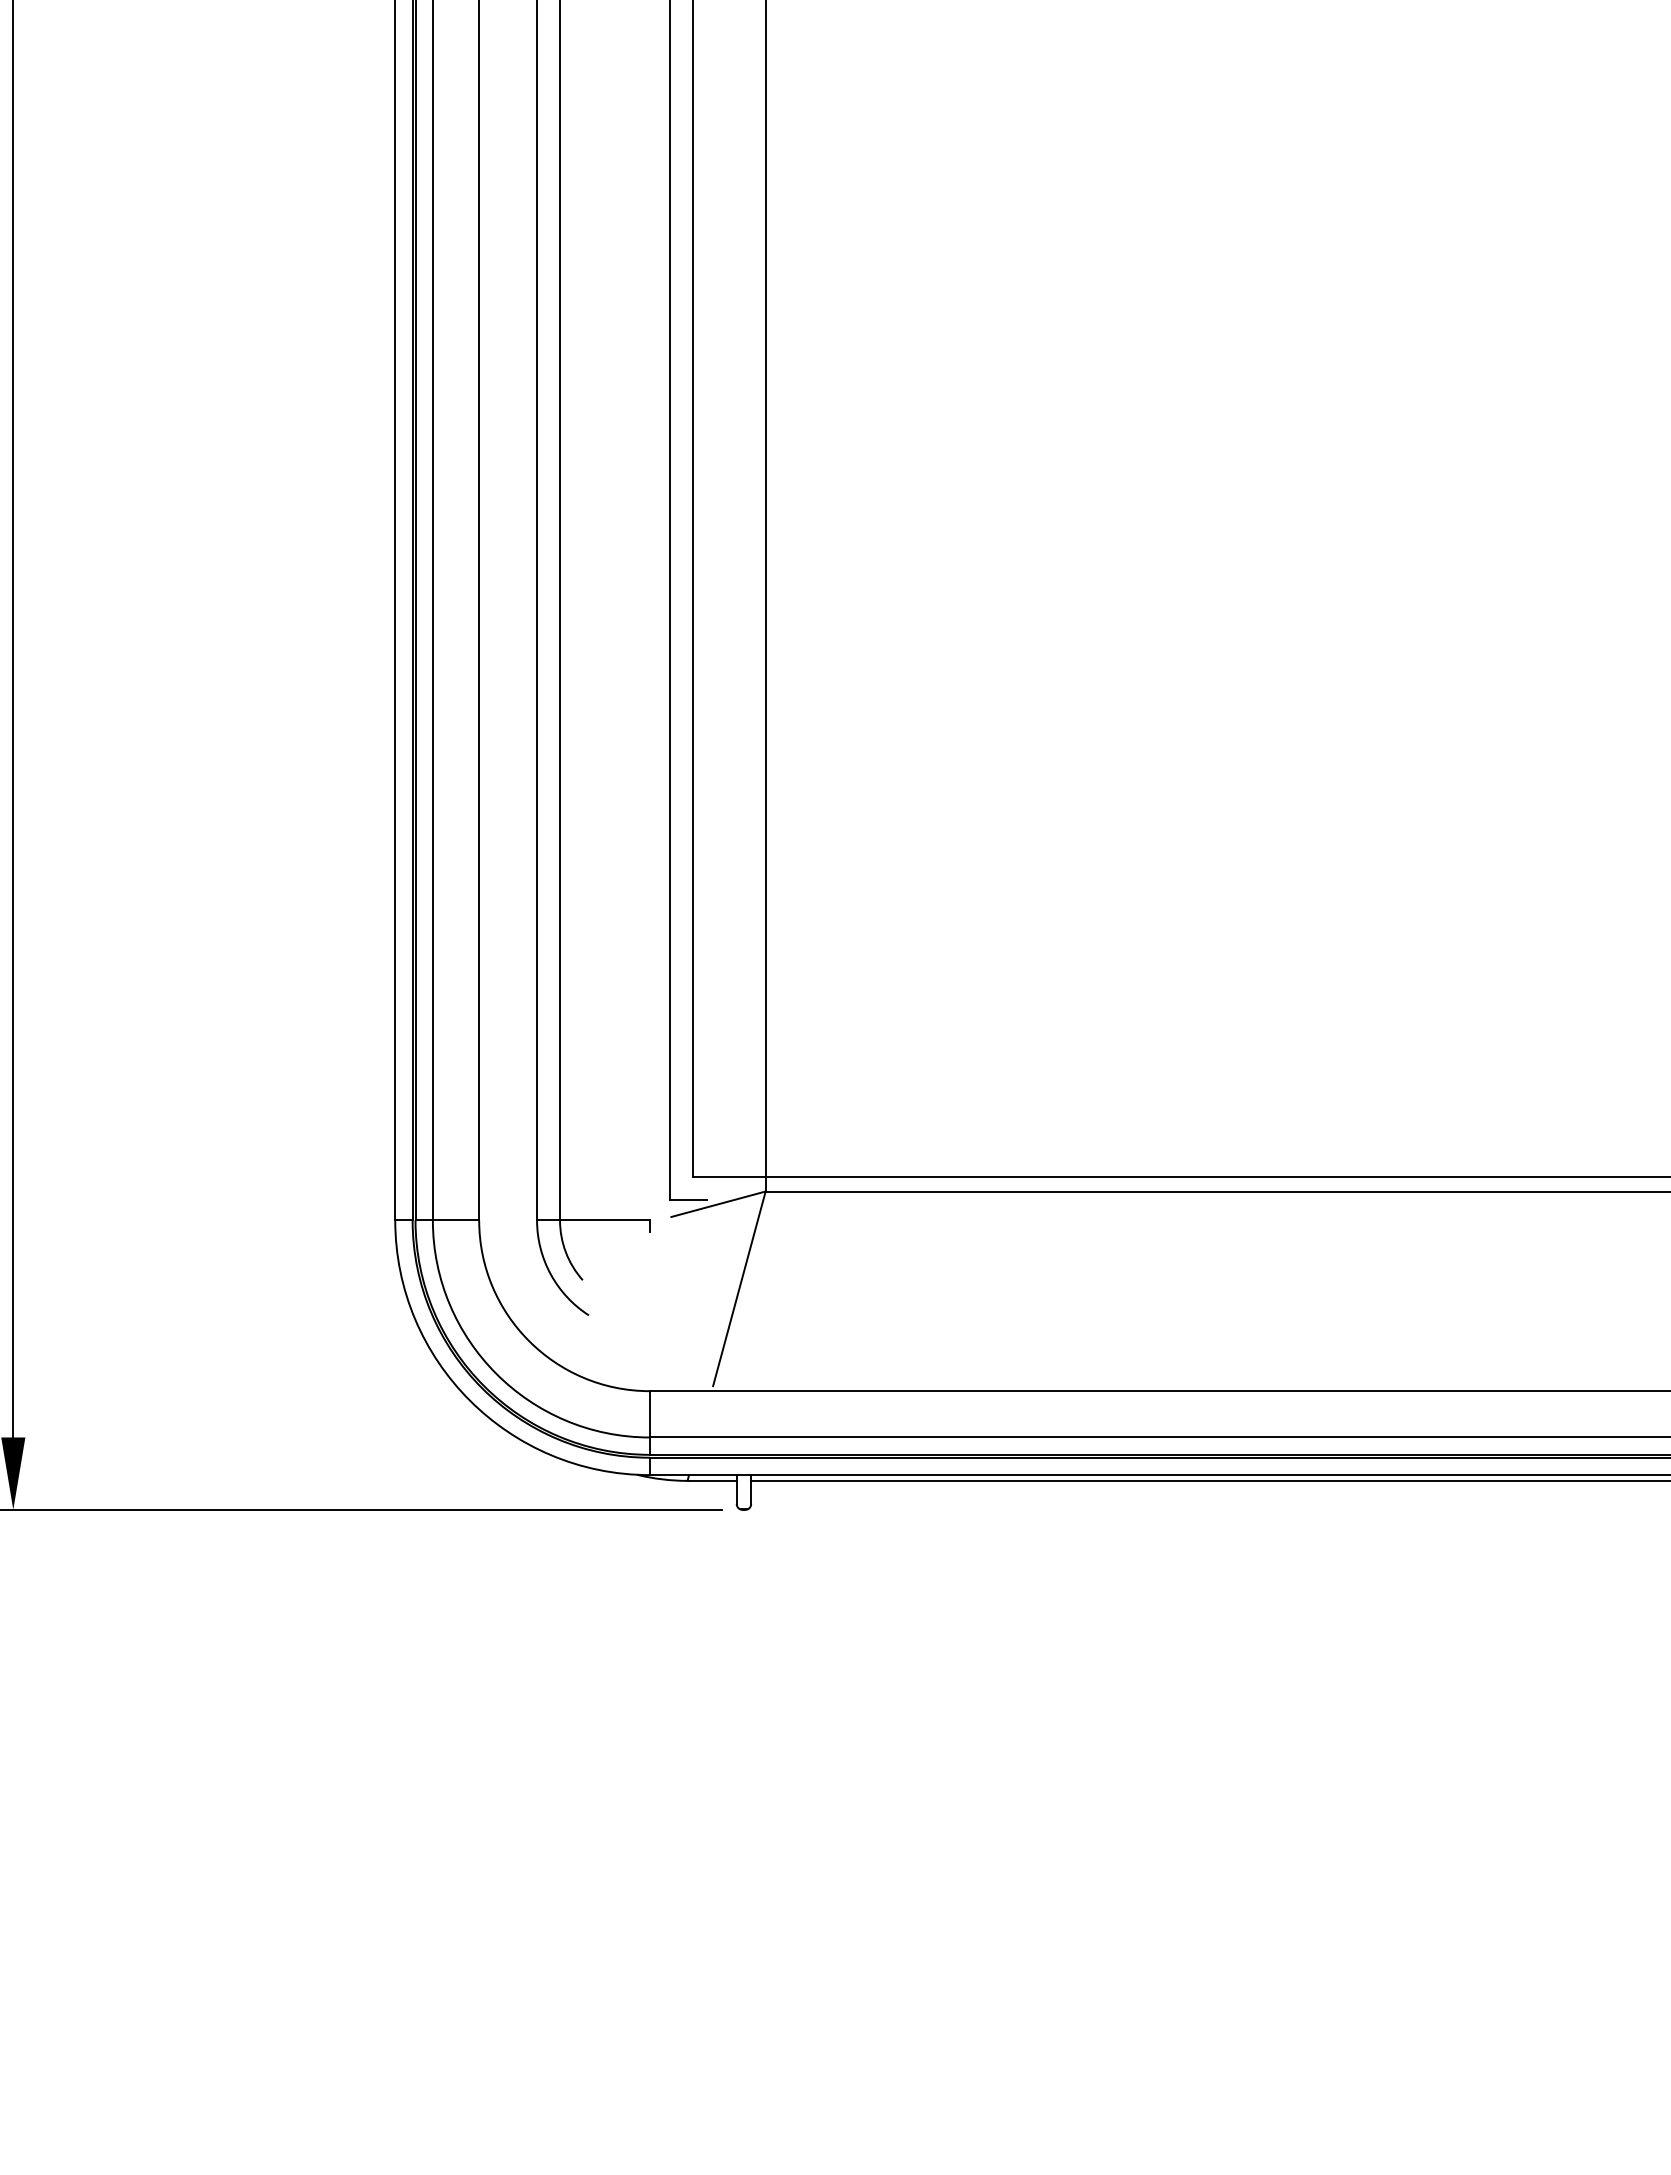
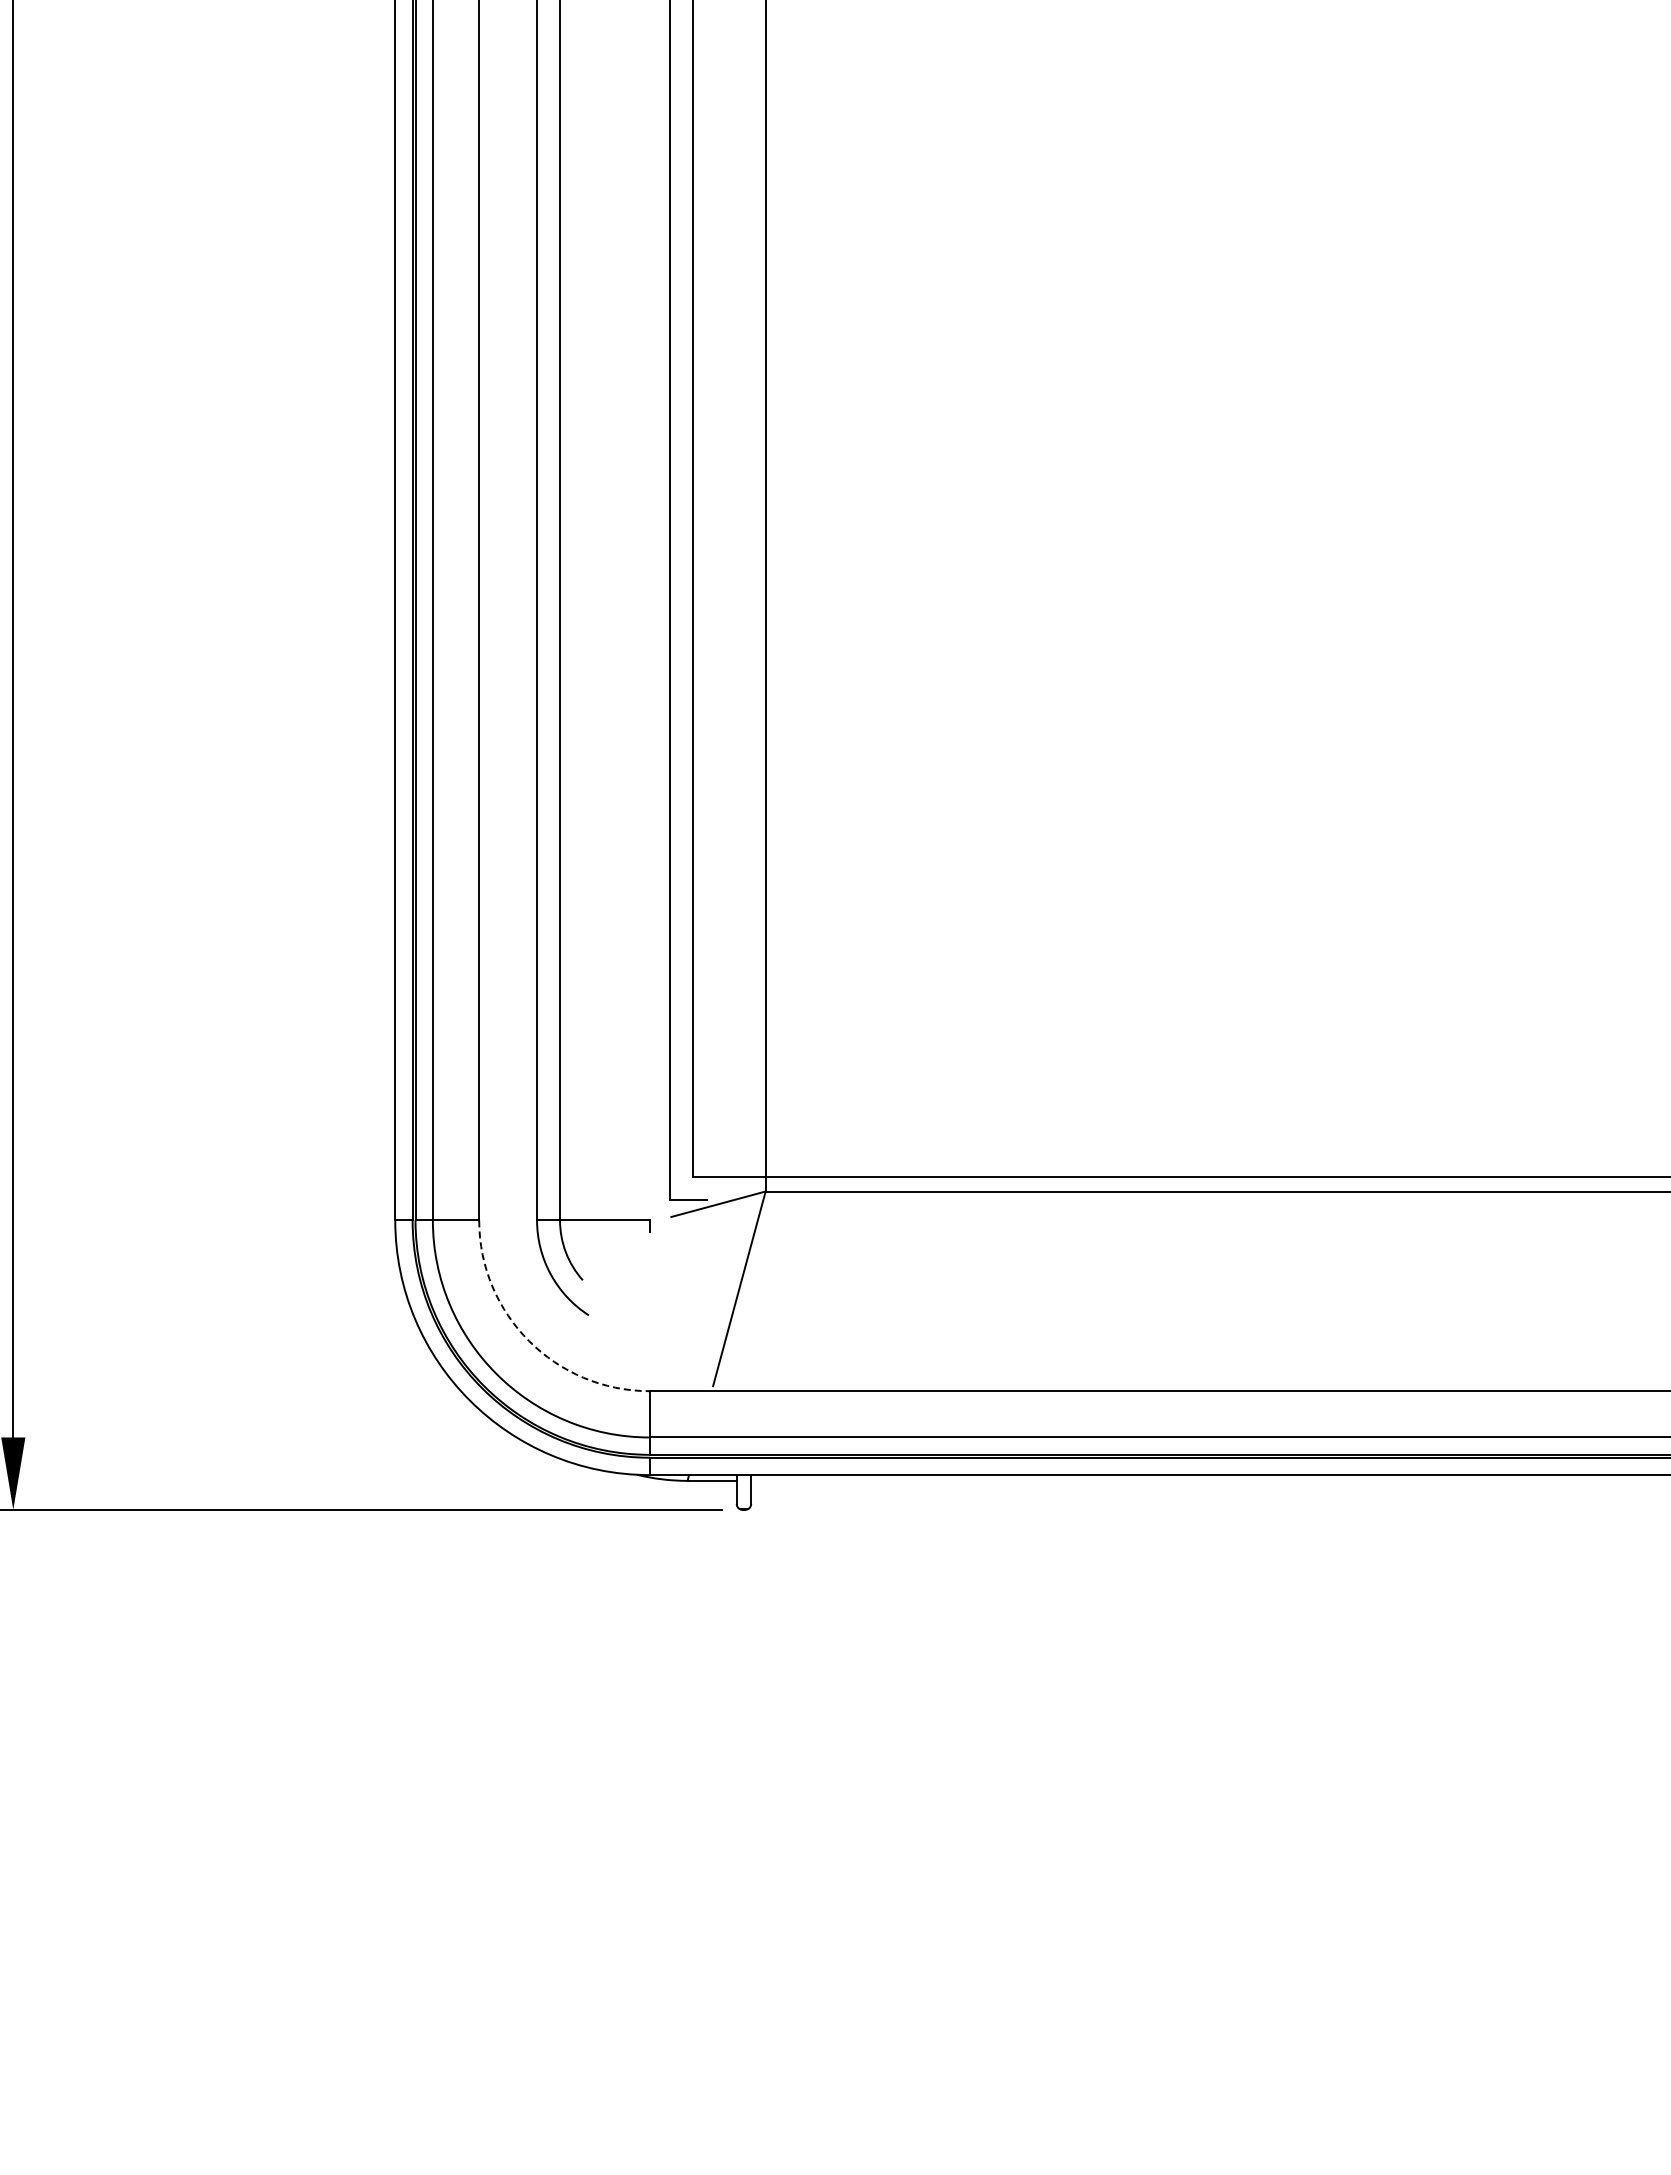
arc: solid -> dashed (529, 1341)
line: present -> none (1209, 1480)
